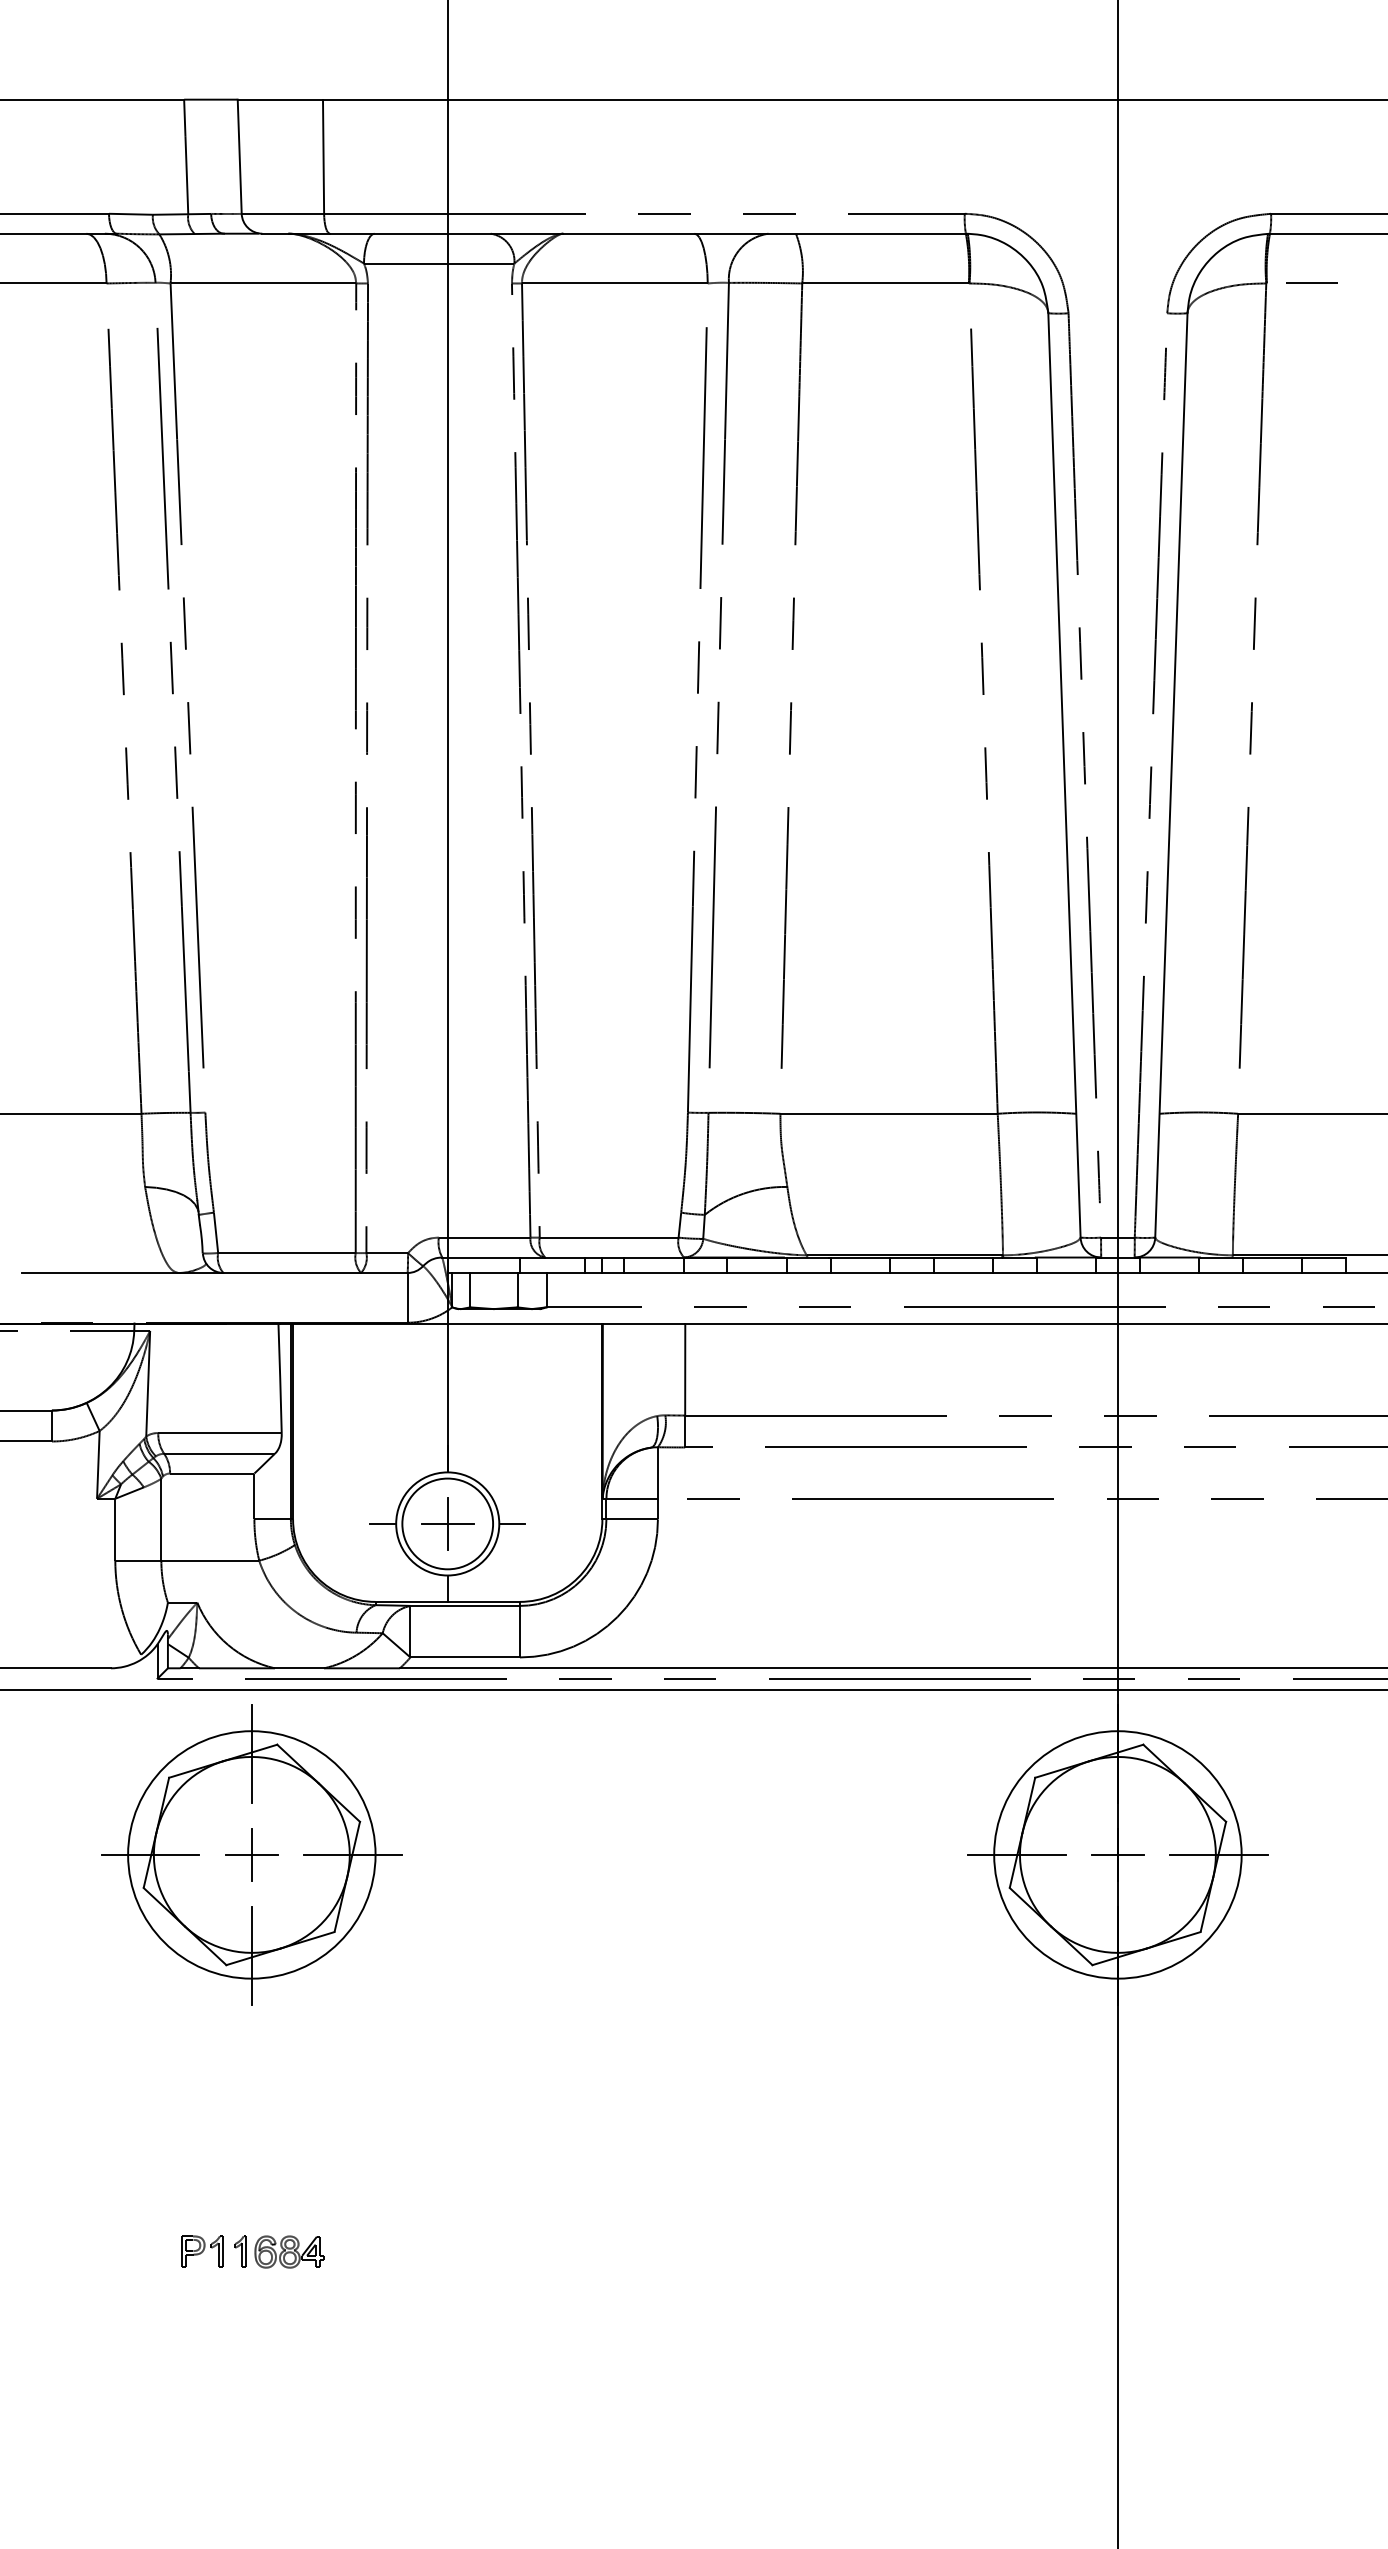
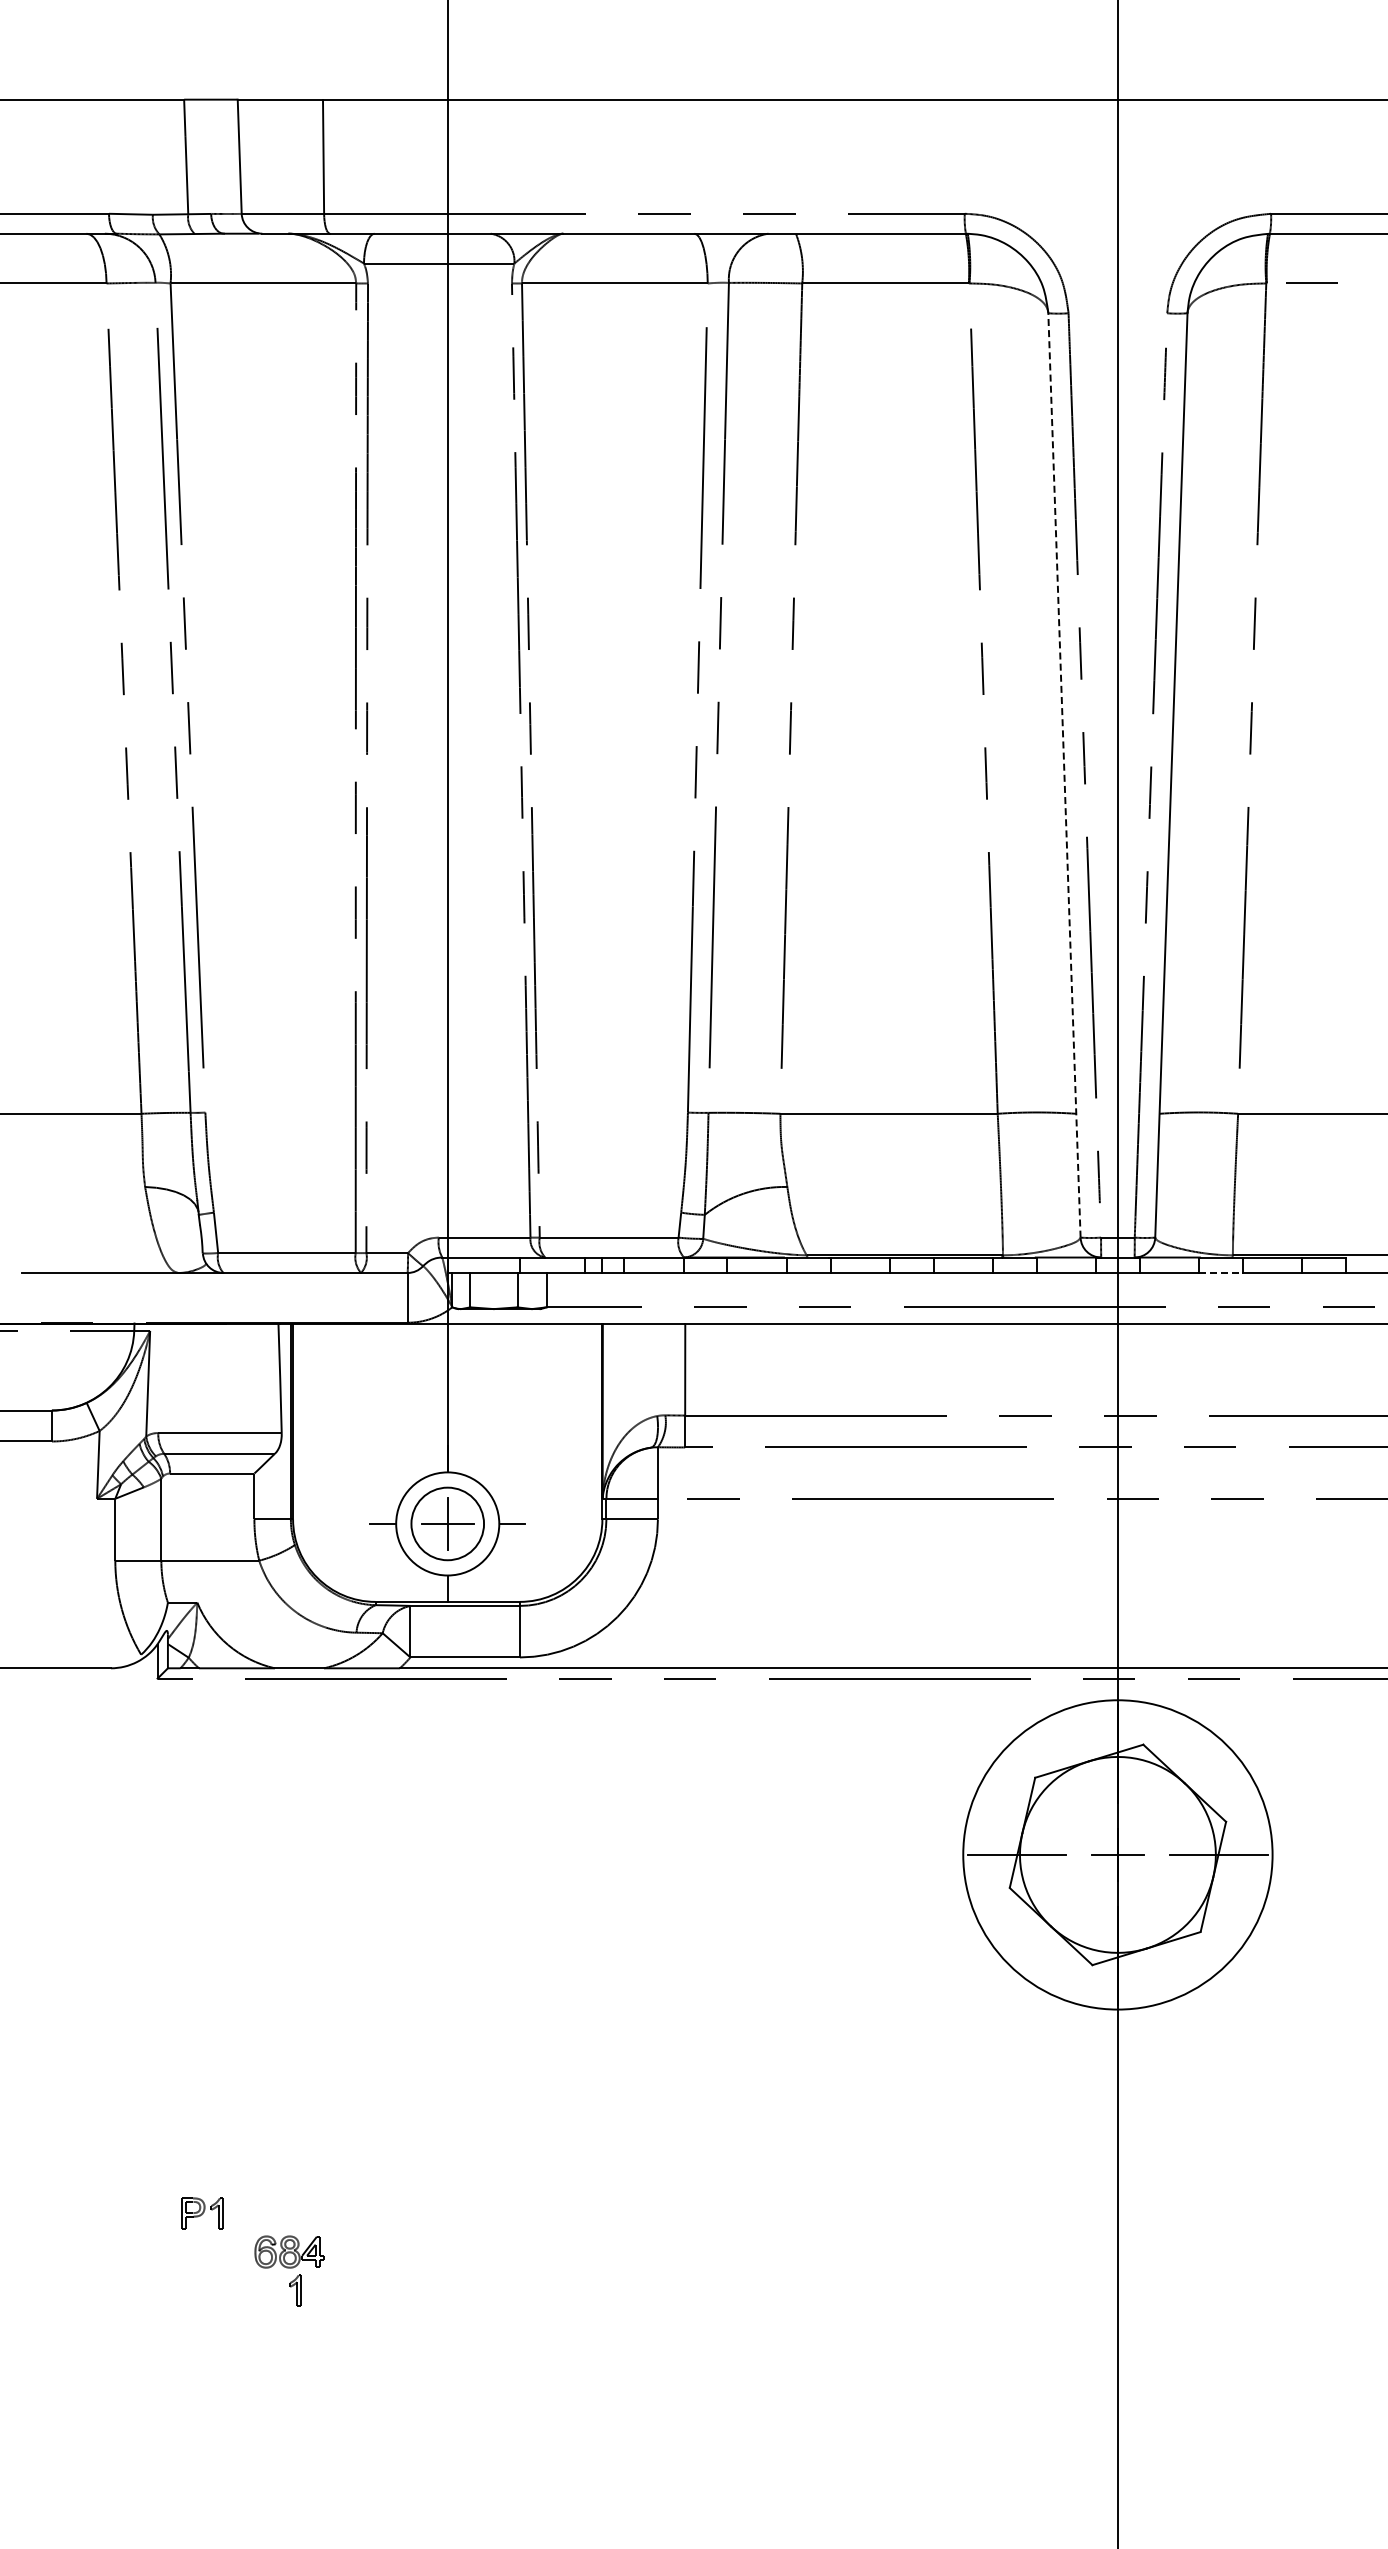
line: solid -> dashed (1064, 774)
line: solid -> dashed (1221, 1273)
circle diameter: 91 px -> 73 px (447, 1523)
line: present -> none (693, 1689)
part: present -> none (251, 1854)
circle diameter: 247 px -> 309 px (1117, 1854)
part position: (202, 2251) -> (202, 2213) (202, 2213)
part position: (240, 2251) -> (295, 2290) (295, 2290)
